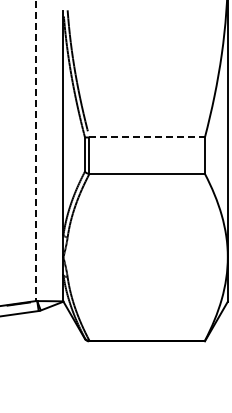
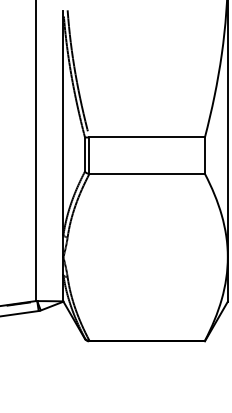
line: dashed -> solid (147, 137)
line: dashed -> solid (35, 151)
